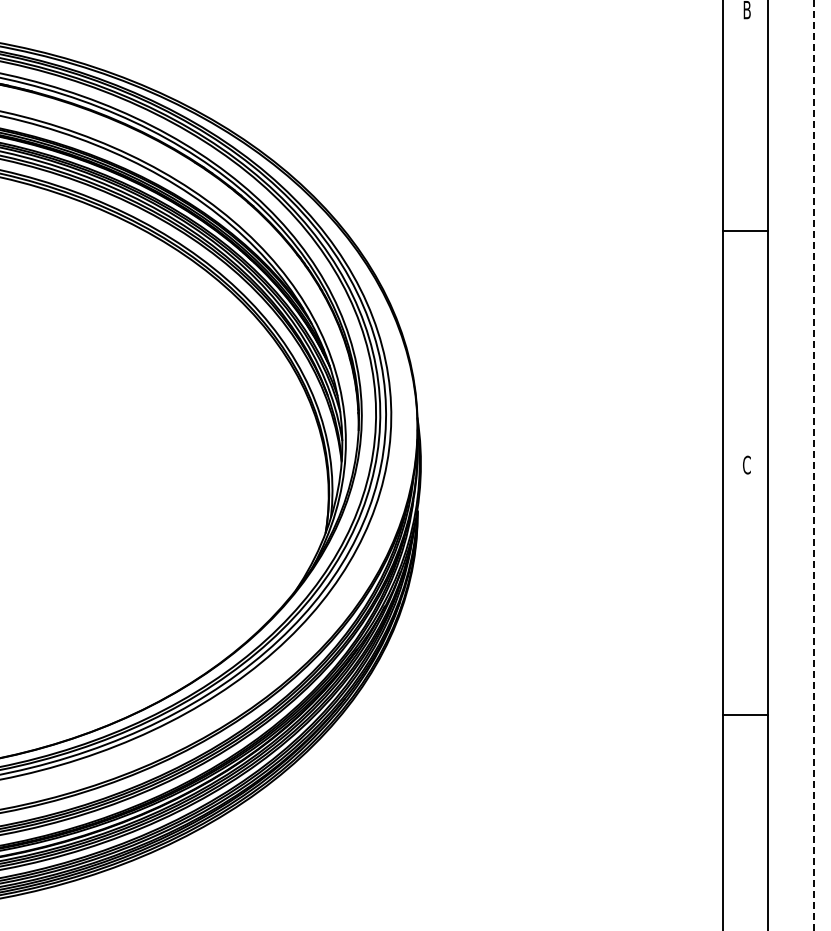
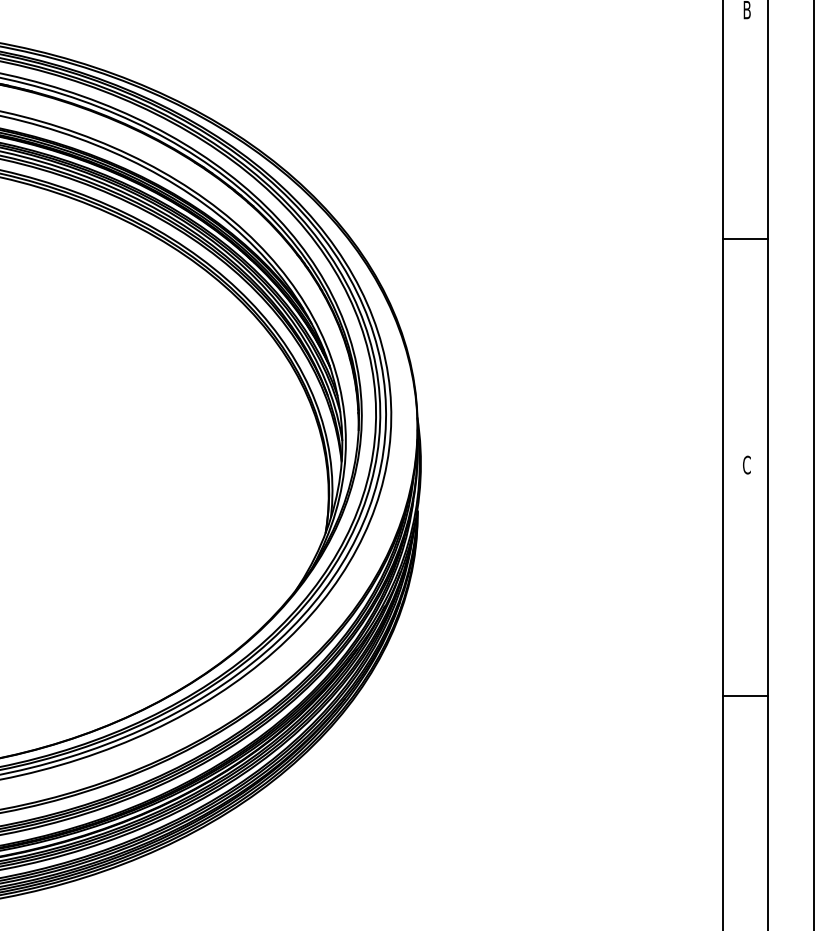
line position: (745, 230) -> (745, 238) (745, 238)
line: dashed -> solid (814, 465)
line position: (745, 714) -> (745, 695) (745, 695)
